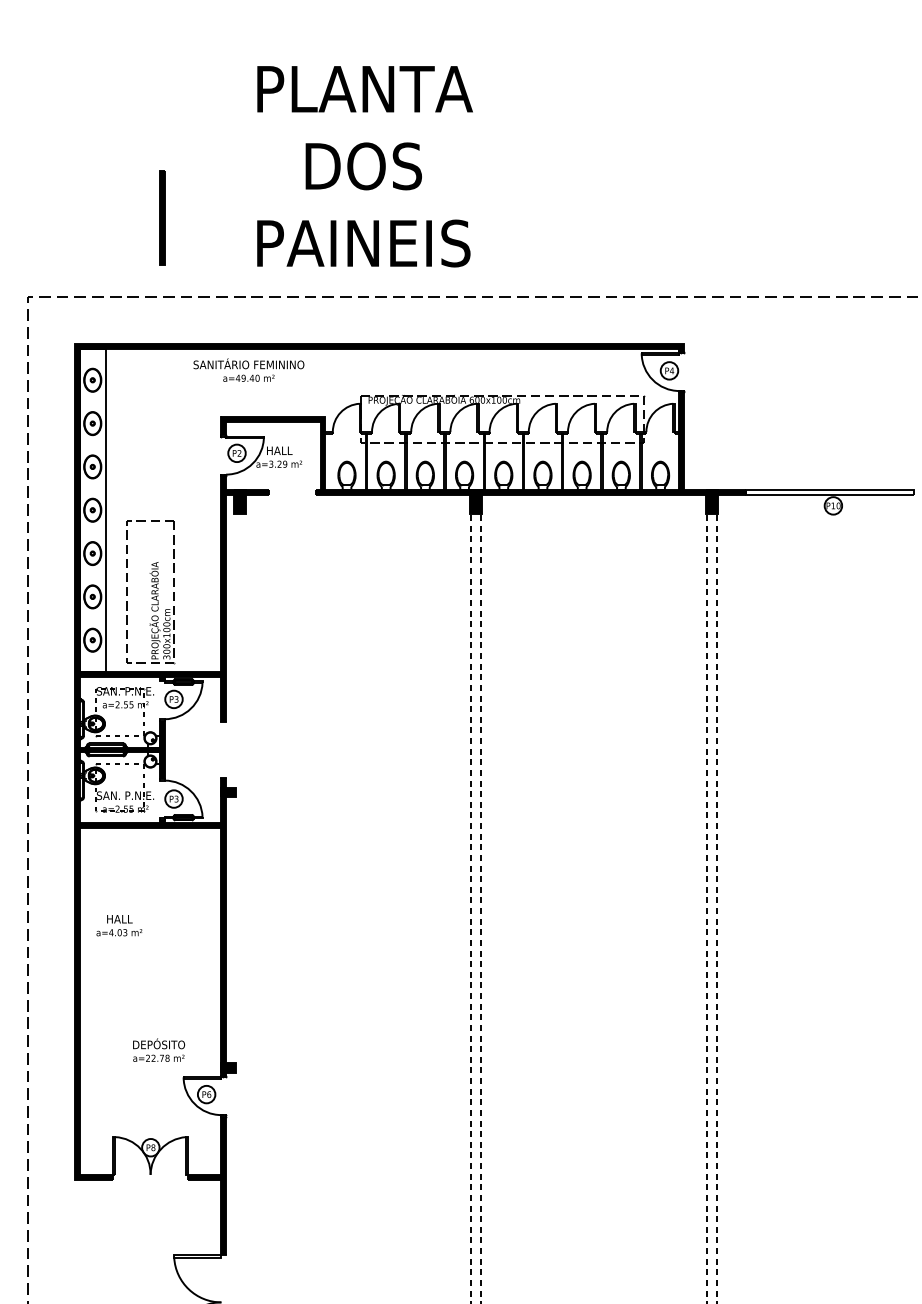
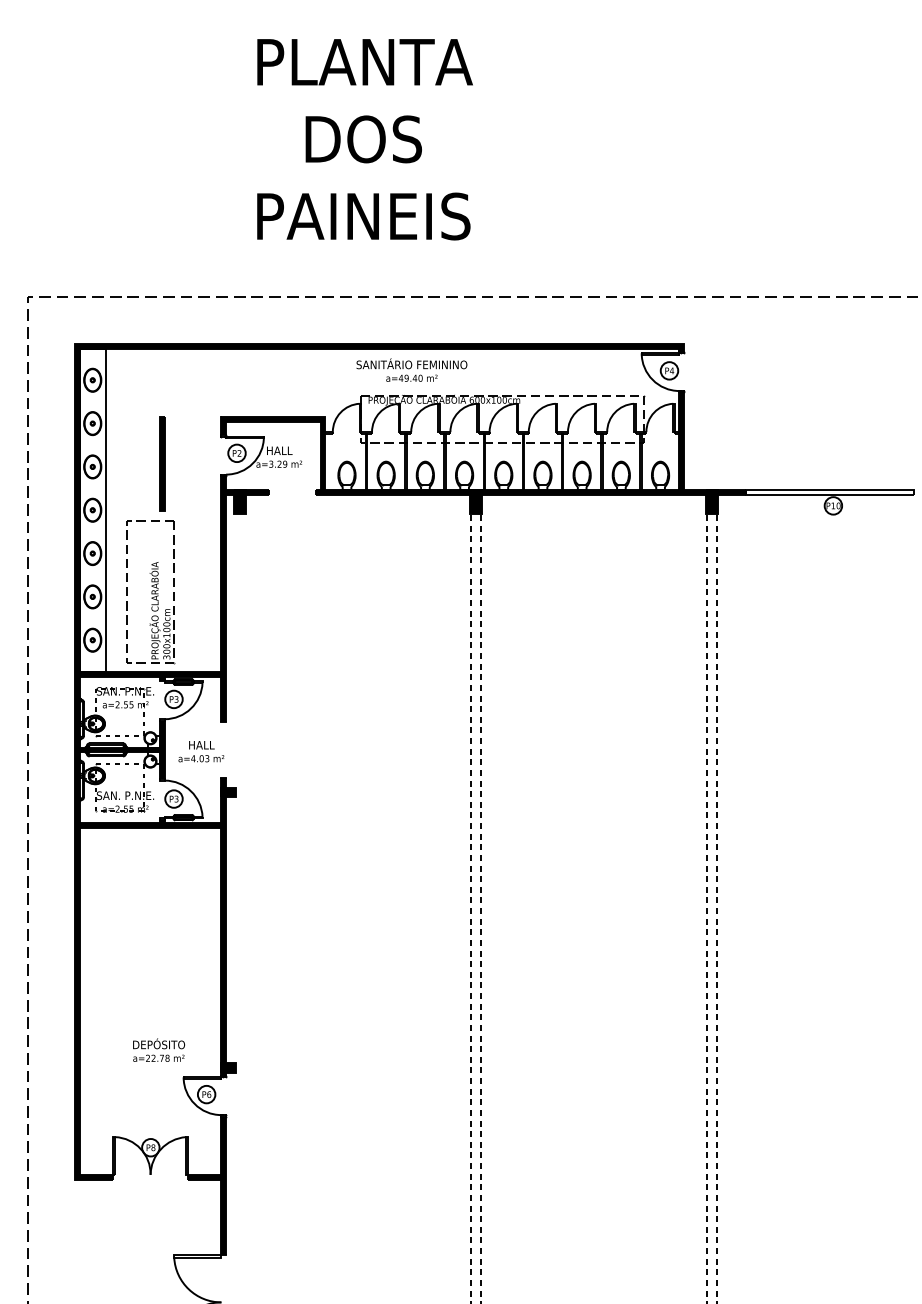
text position: (364, 166) -> (364, 139) (364, 139)
part position: (162, 217) -> (162, 463) (162, 463)
text position: (248, 369) -> (411, 369) (411, 369)
text position: (119, 925) -> (201, 751) (201, 751)
